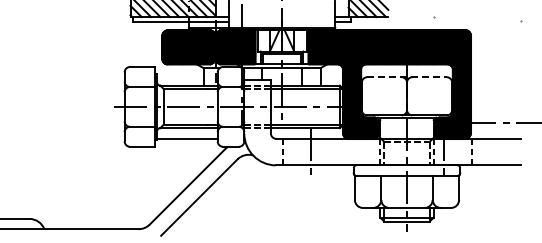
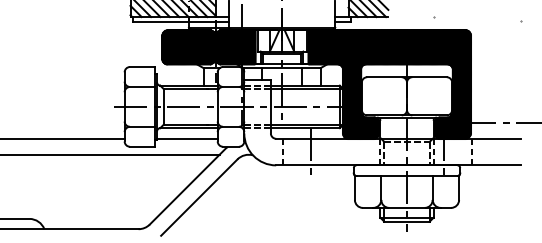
line: dashed -> solid (407, 77)
line: none -> present (63, 138)
line: none -> present (110, 154)
